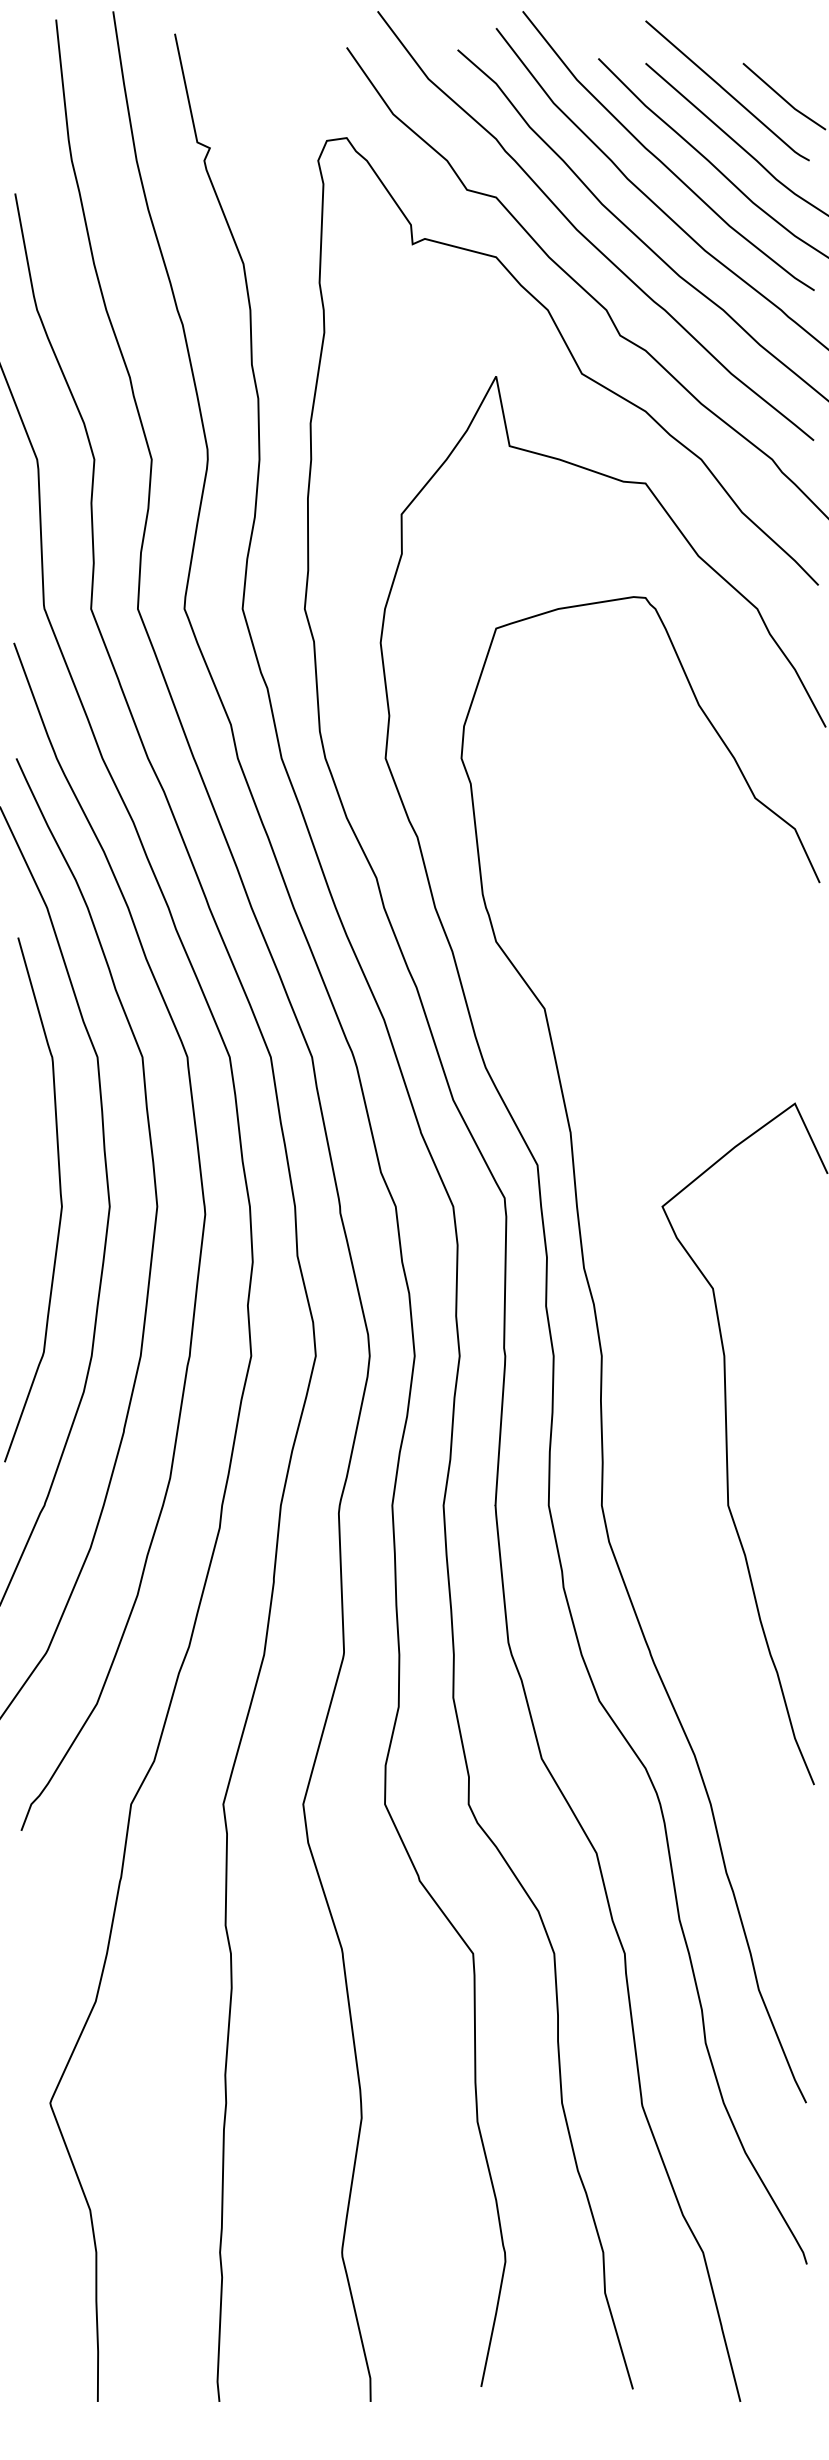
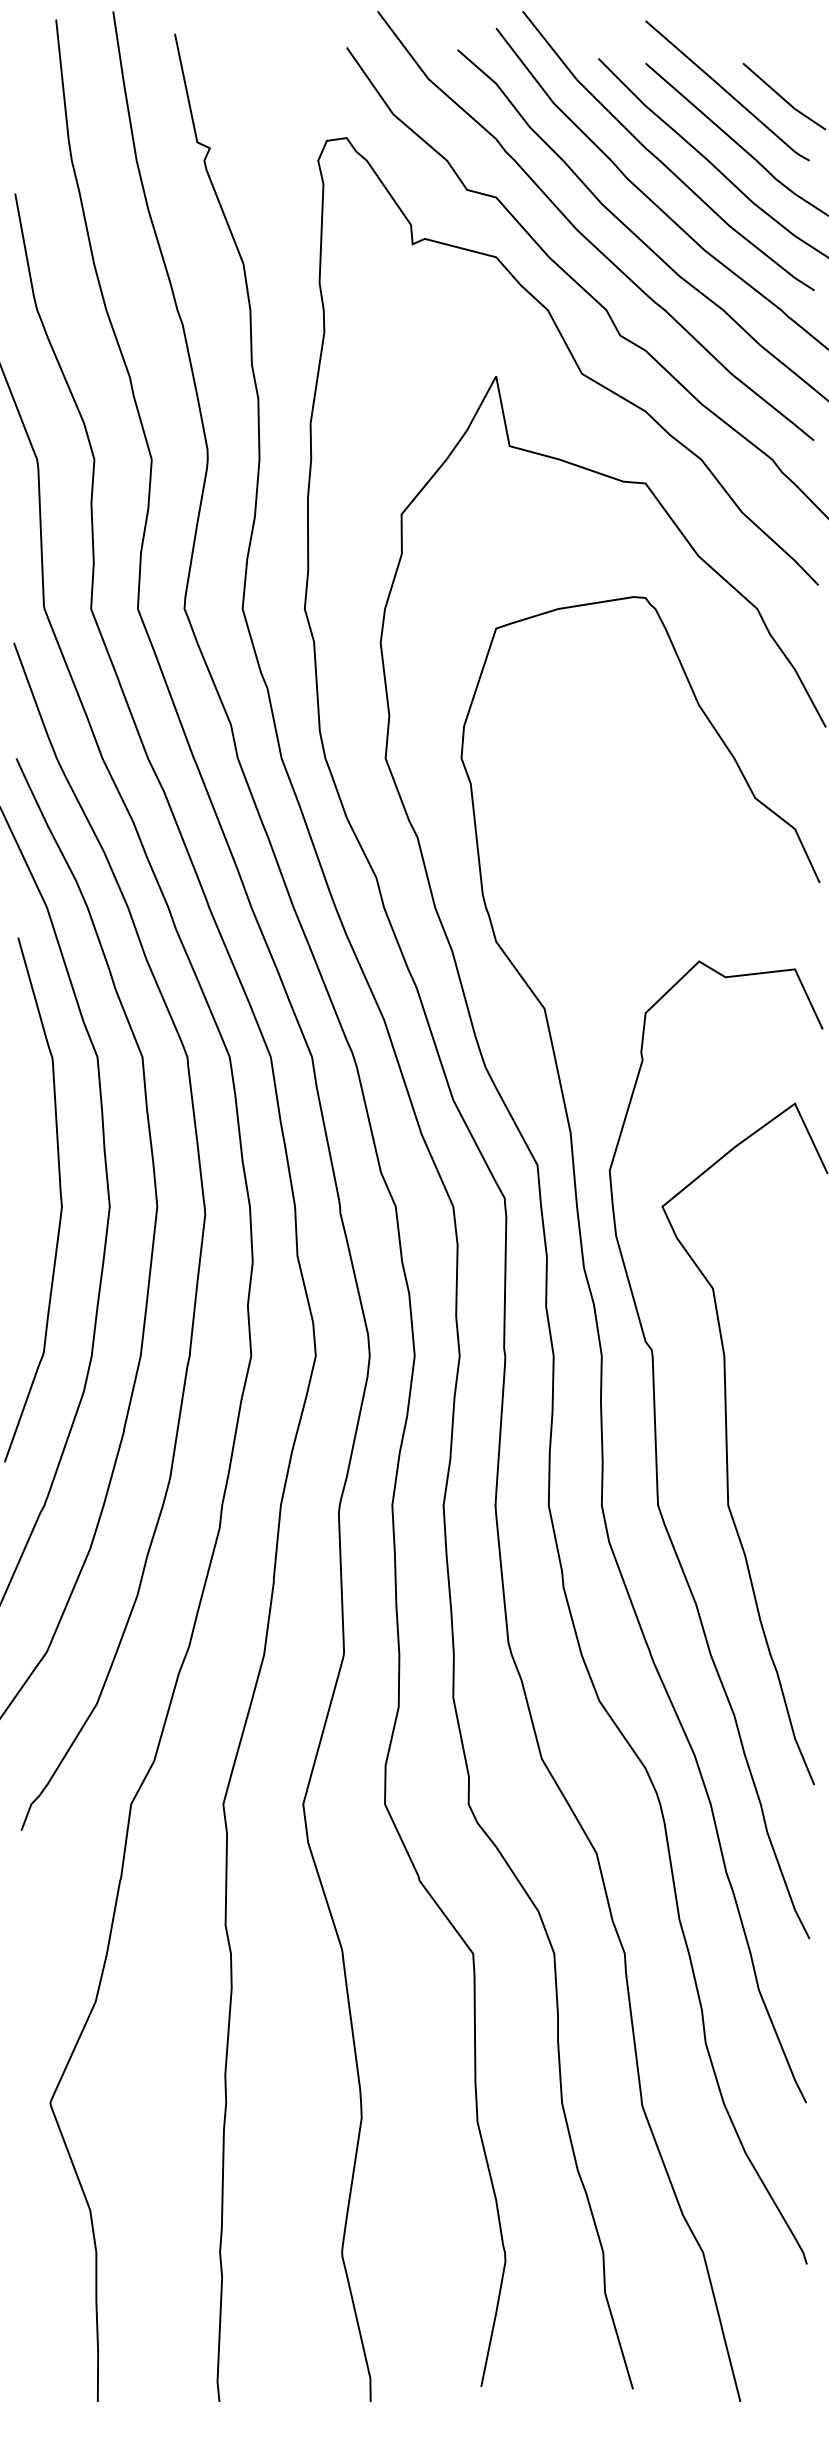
curve: none -> present (657, 1454)
